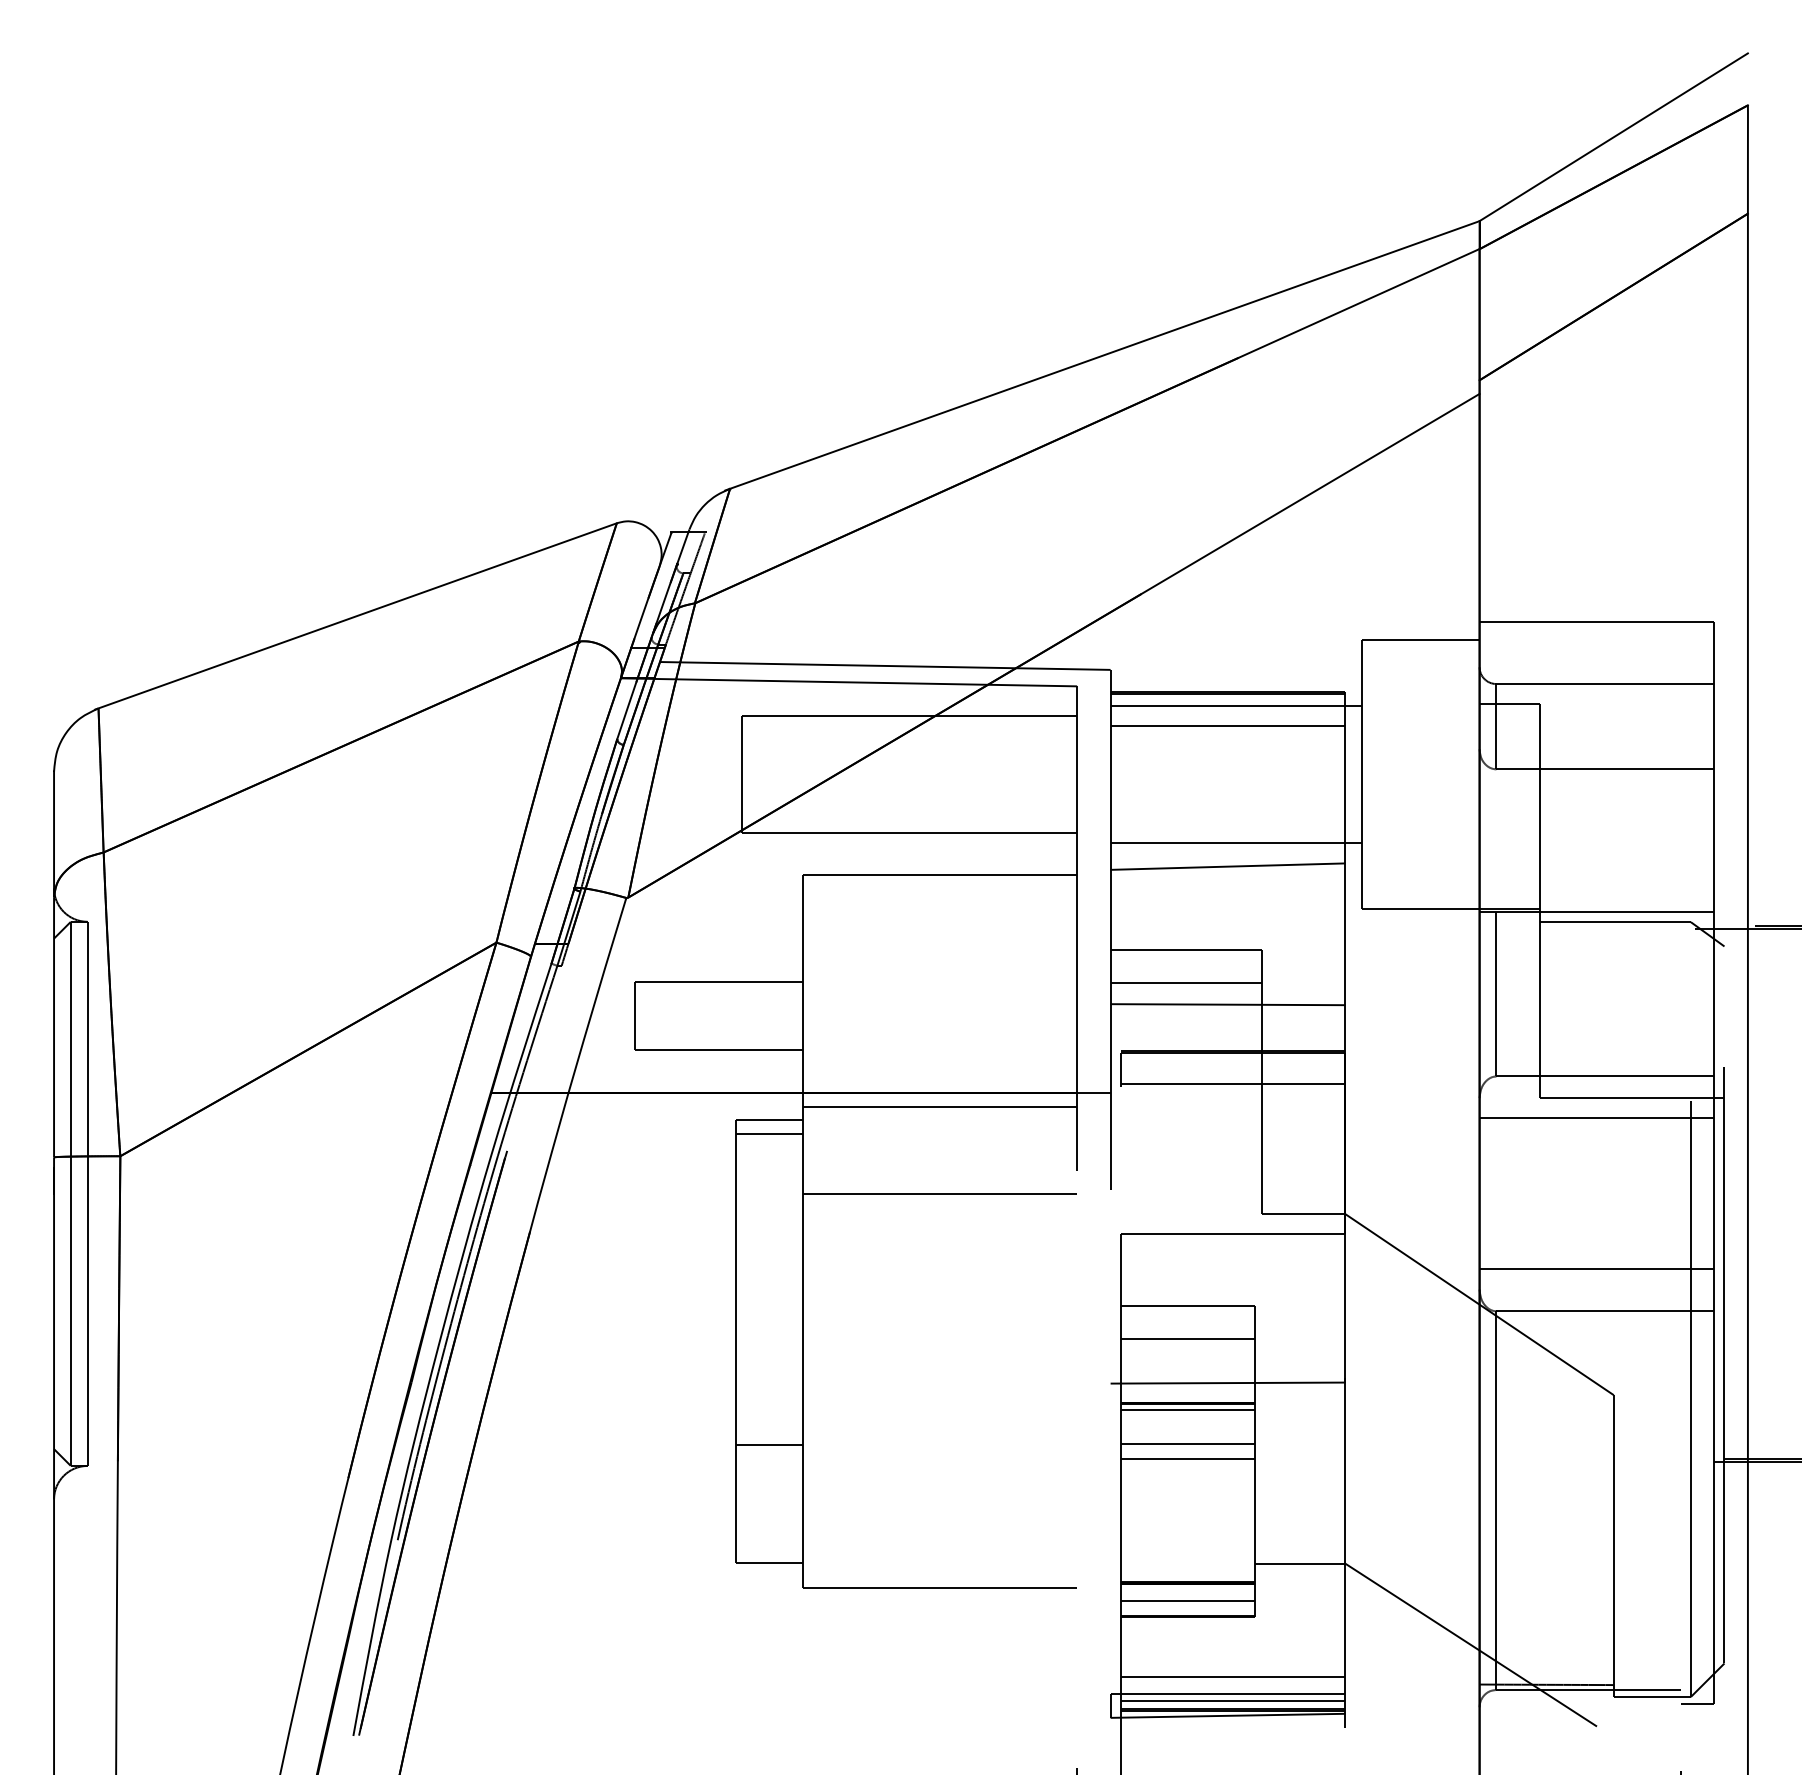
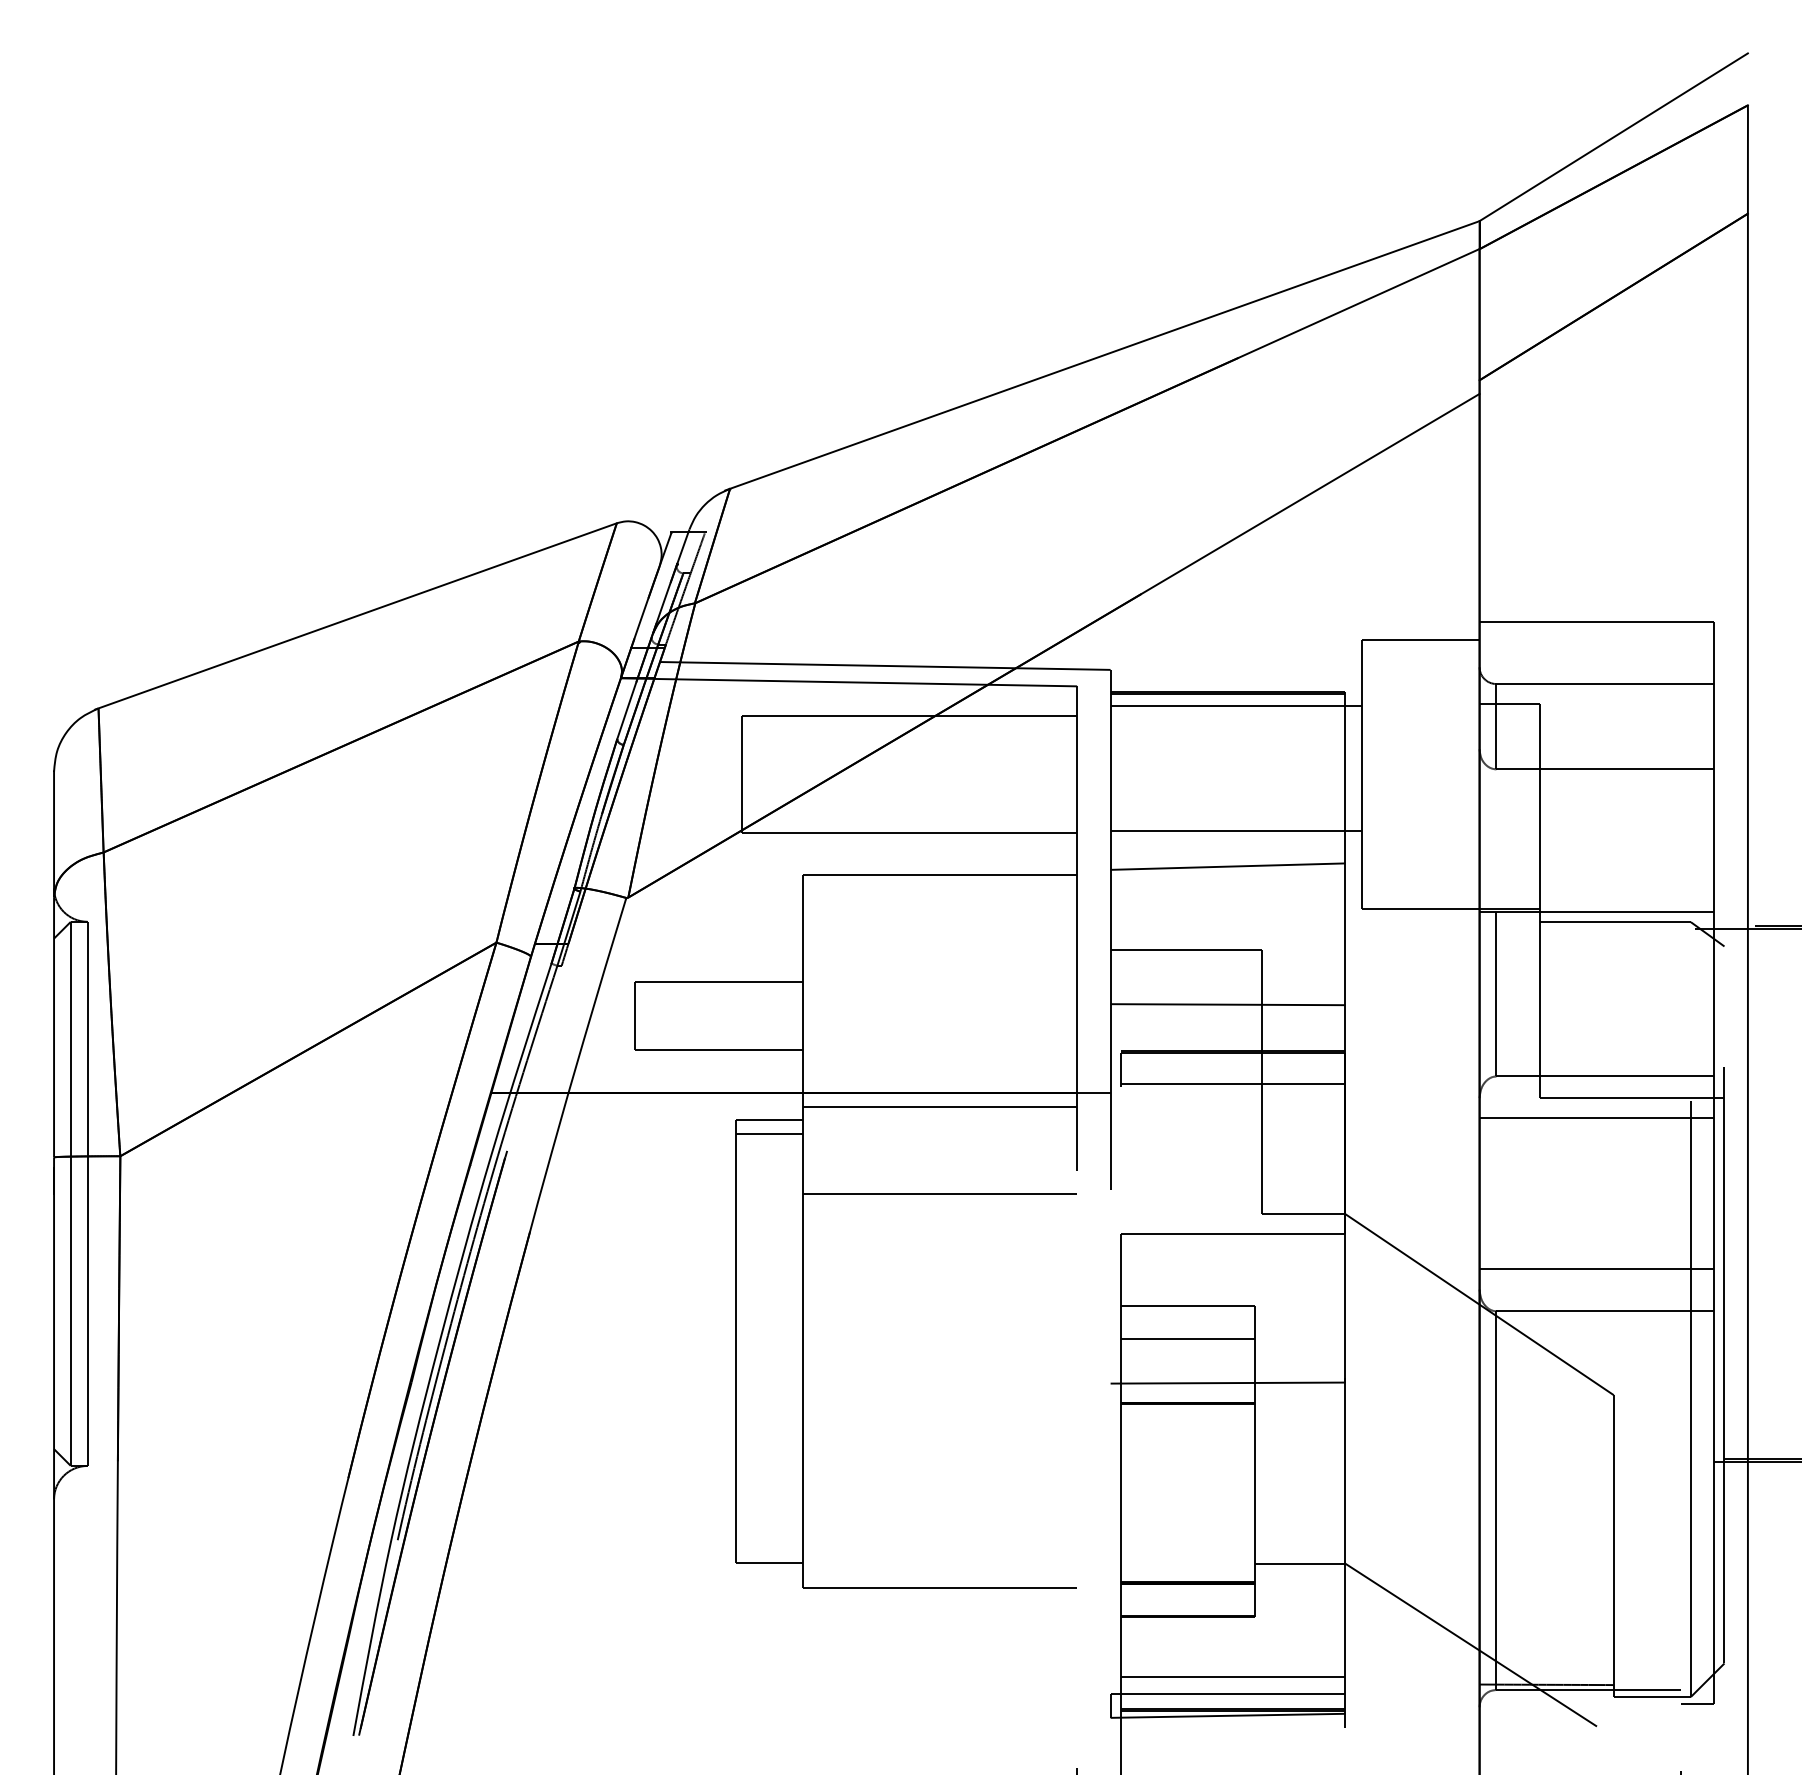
line: present -> none (1227, 726)
line position: (1236, 843) -> (1236, 831) (1236, 831)
line: present -> none (1185, 983)
line: present -> none (1187, 1409)
line: present -> none (1187, 1444)
line: present -> none (769, 1445)
line: present -> none (1187, 1458)
line: present -> none (1187, 1601)
line: present -> none (1232, 1700)
